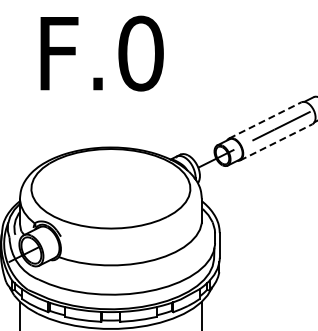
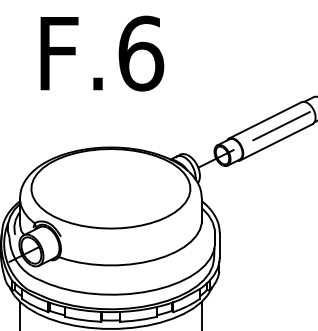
text: F.0 -> F.6 (141, 53)
line: dashed -> solid (265, 120)
line: dashed -> solid (276, 142)
